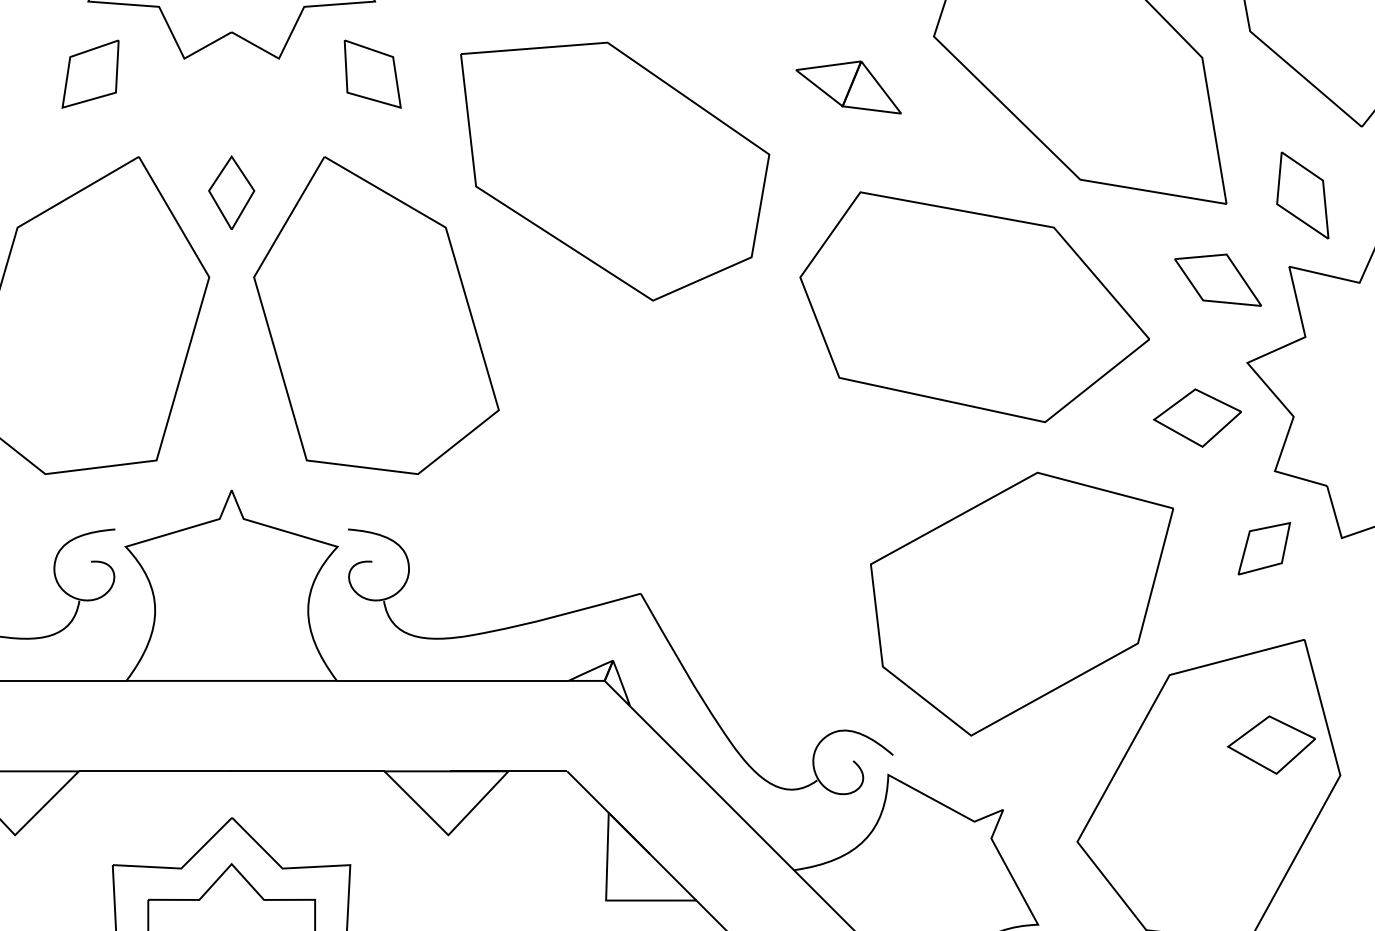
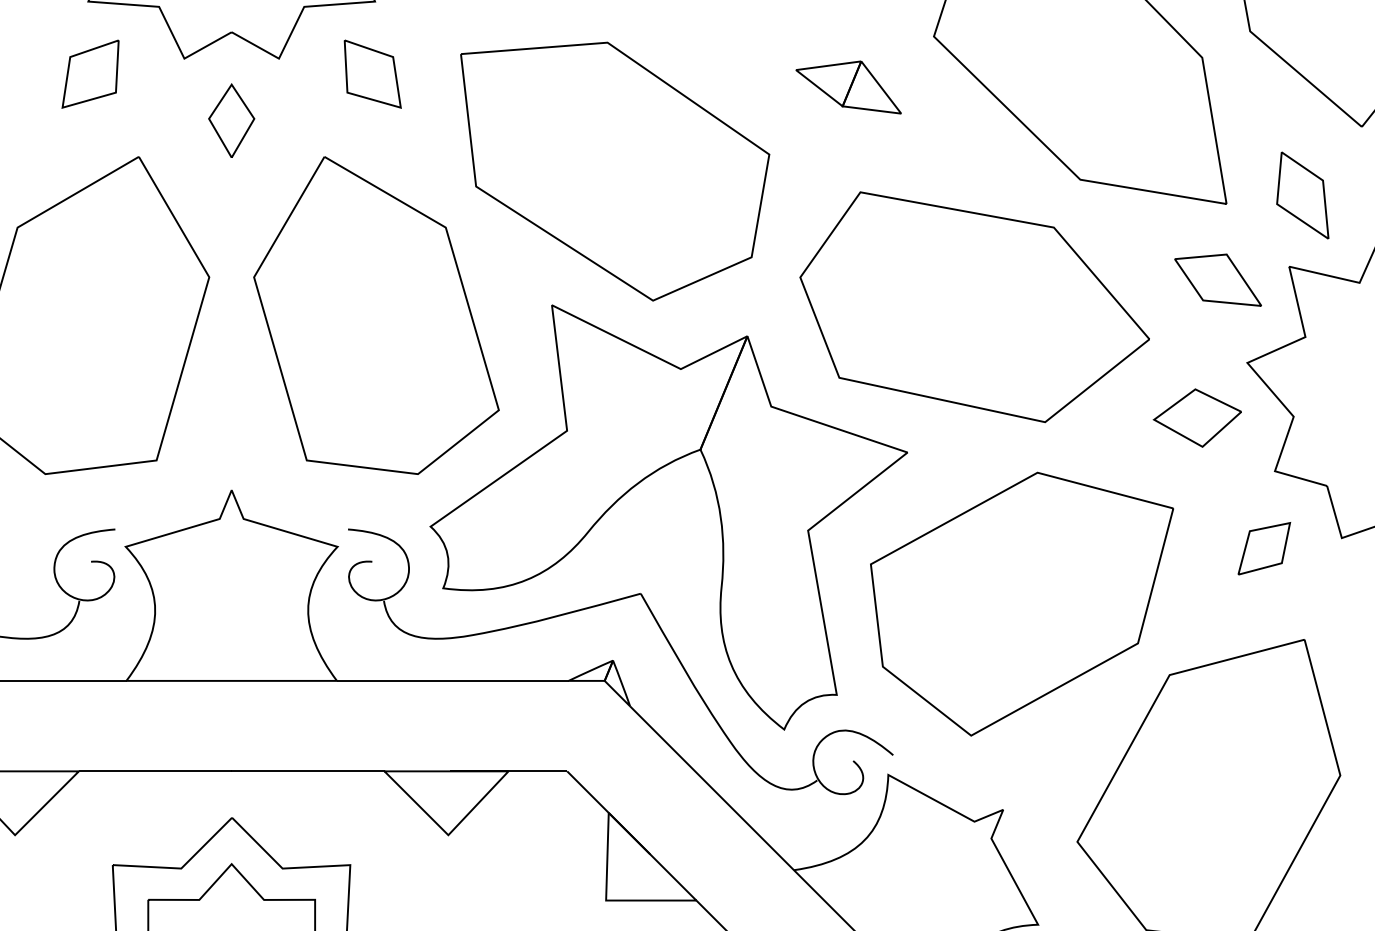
part position: (231, 192) -> (231, 120) (231, 120)
part: none -> present (641, 482)
part: present -> none (1270, 744)
